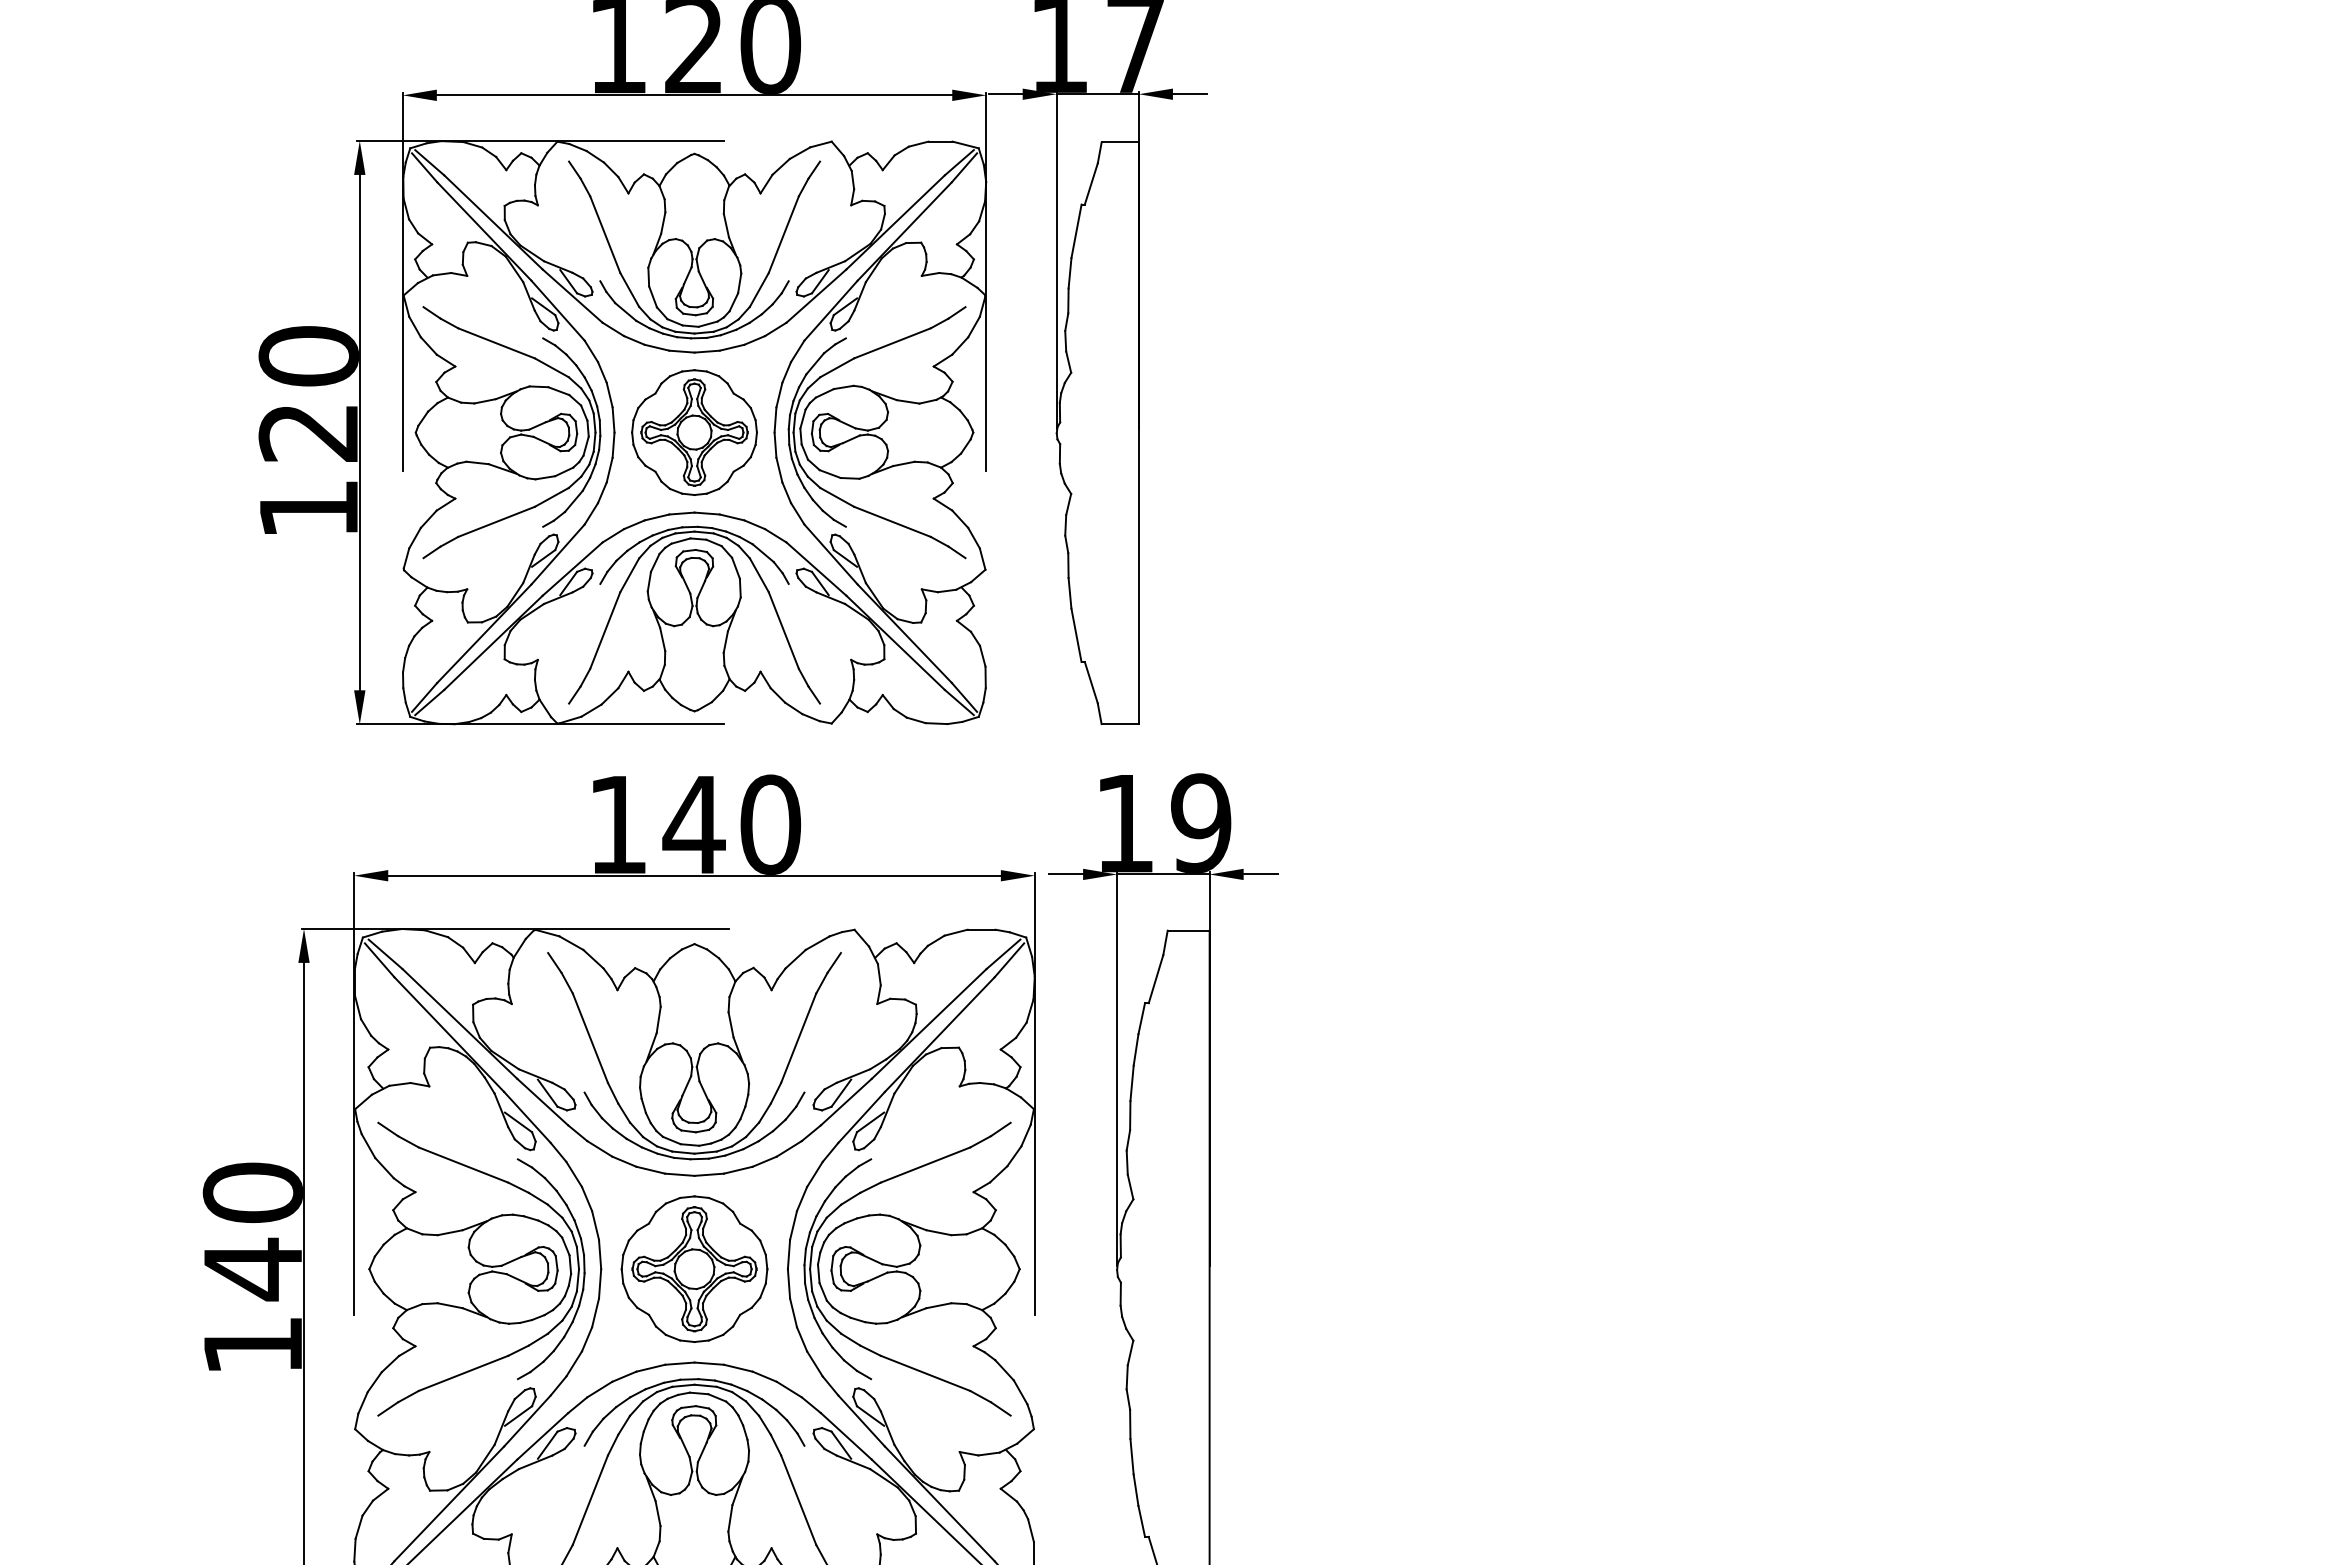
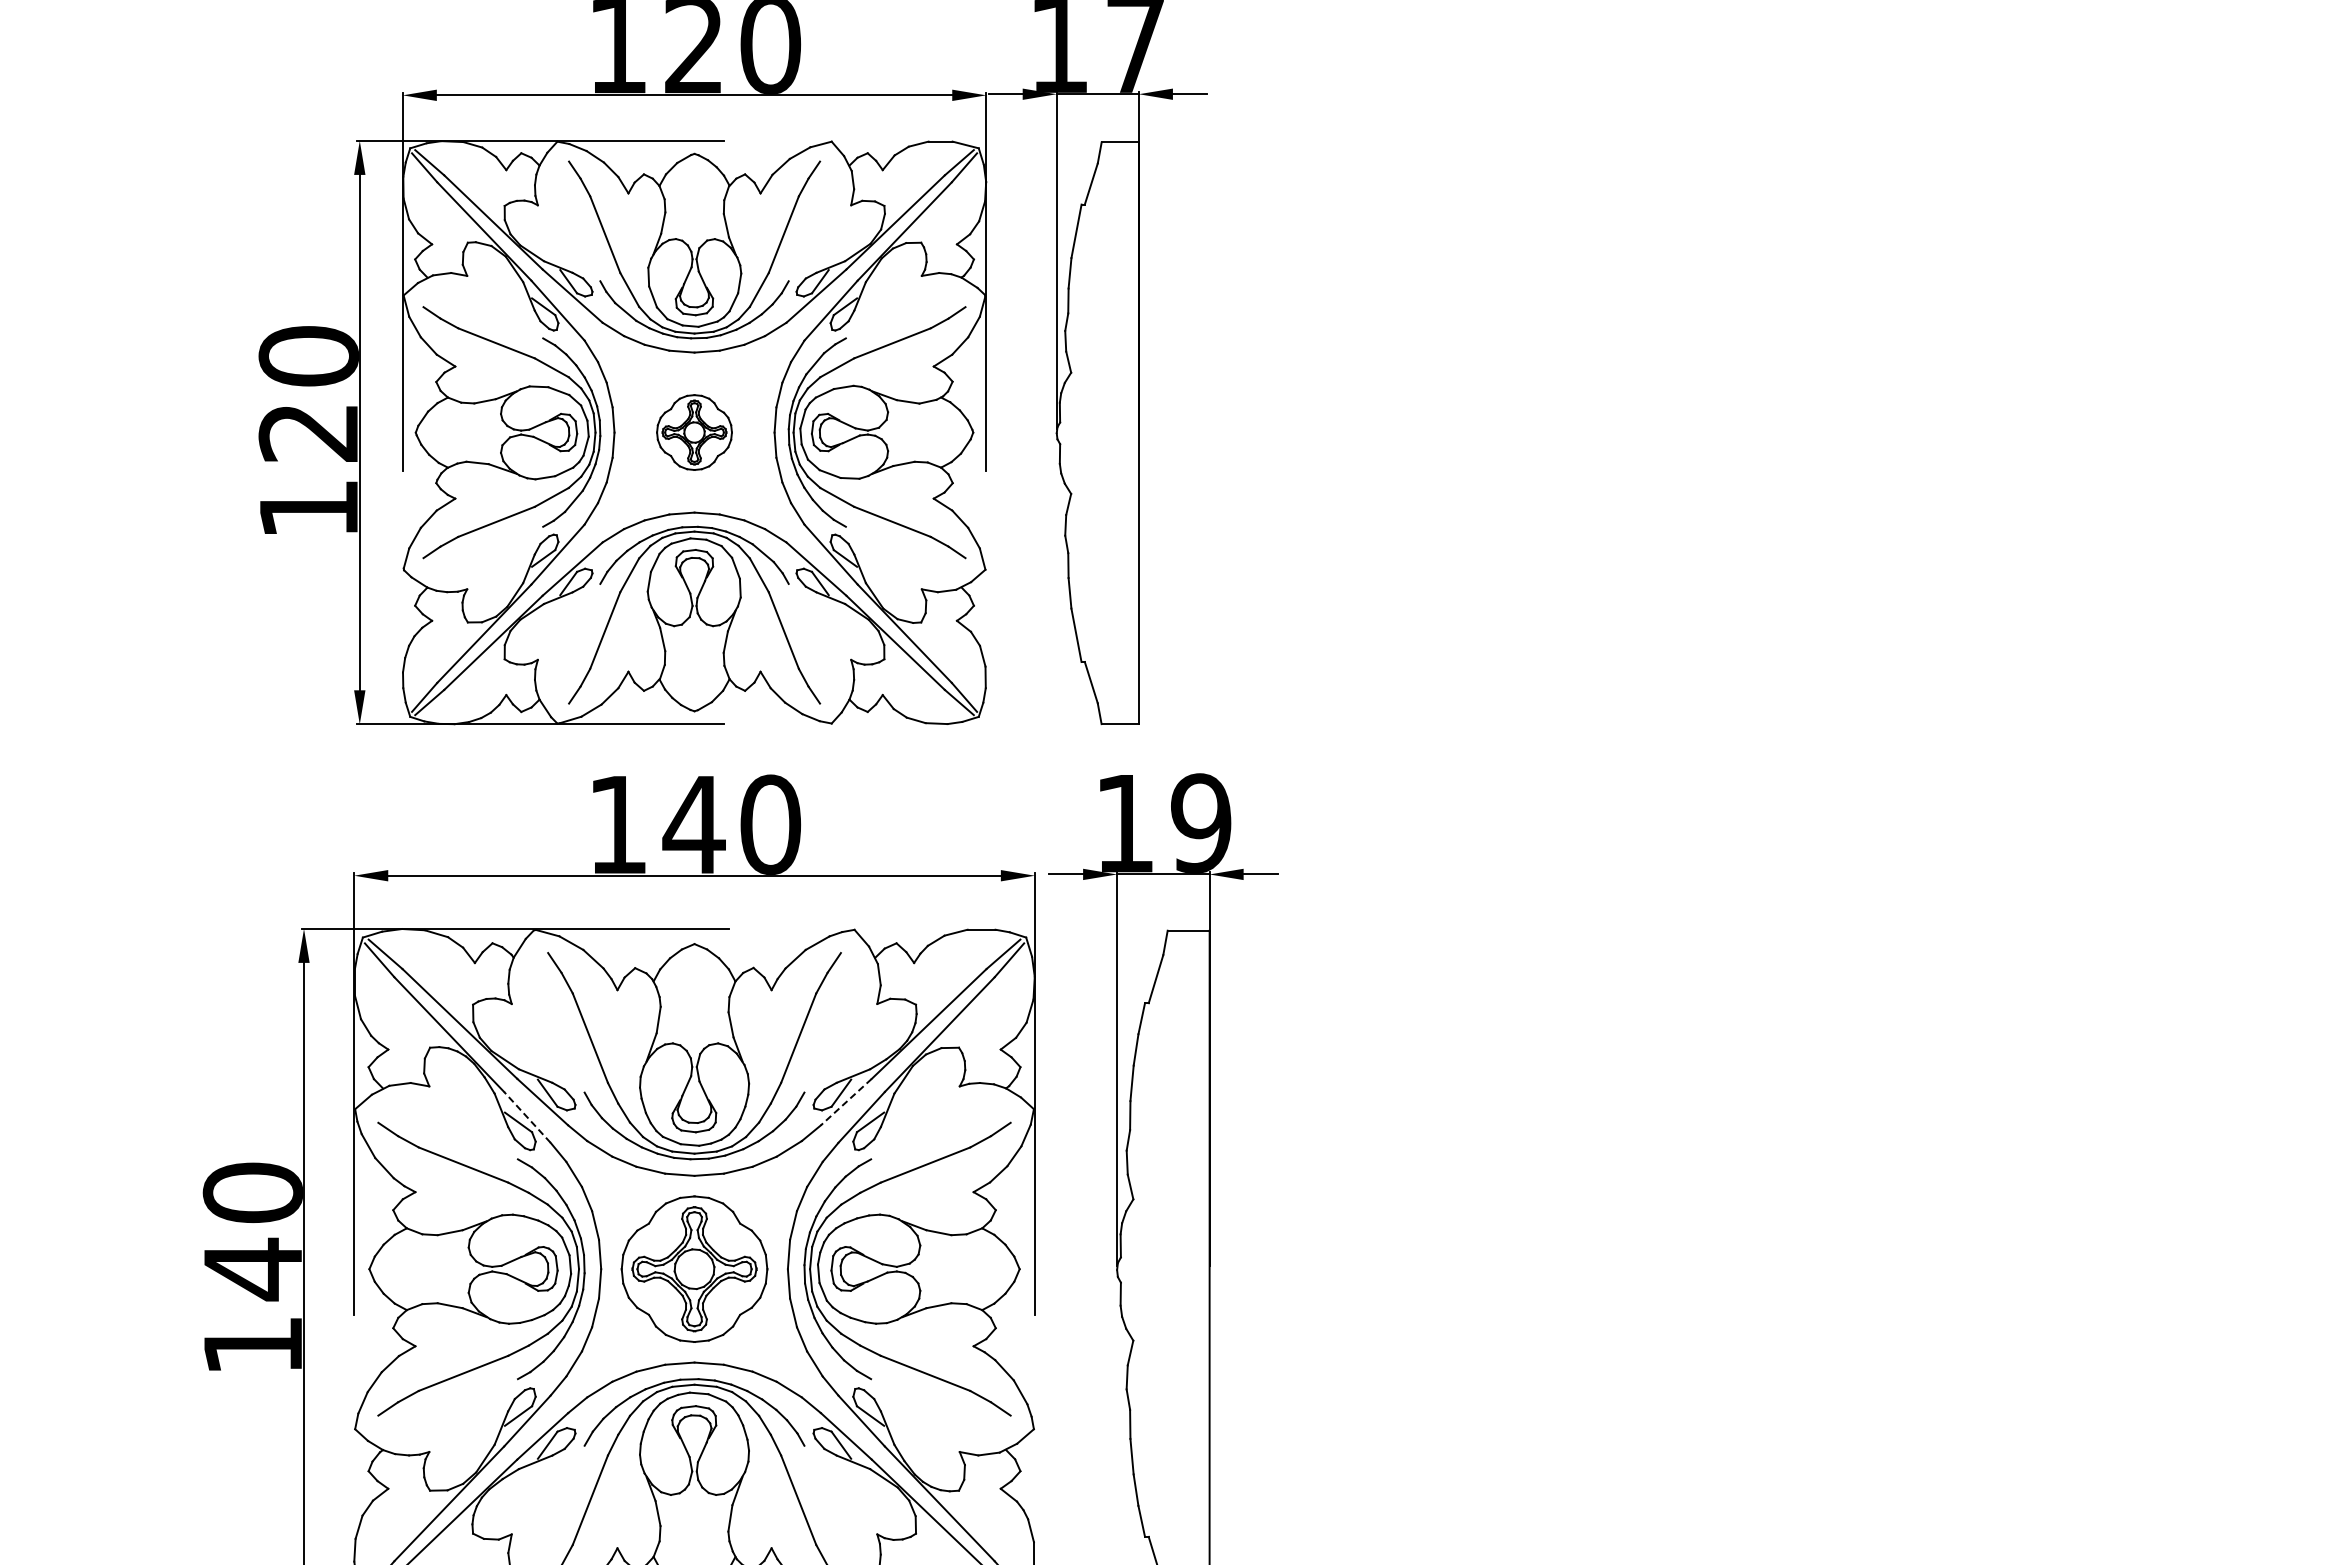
part size: 127x127 px -> 77x77 px (694, 432)
line: solid -> dashed (845, 1102)
line: solid -> dashed (527, 1117)
